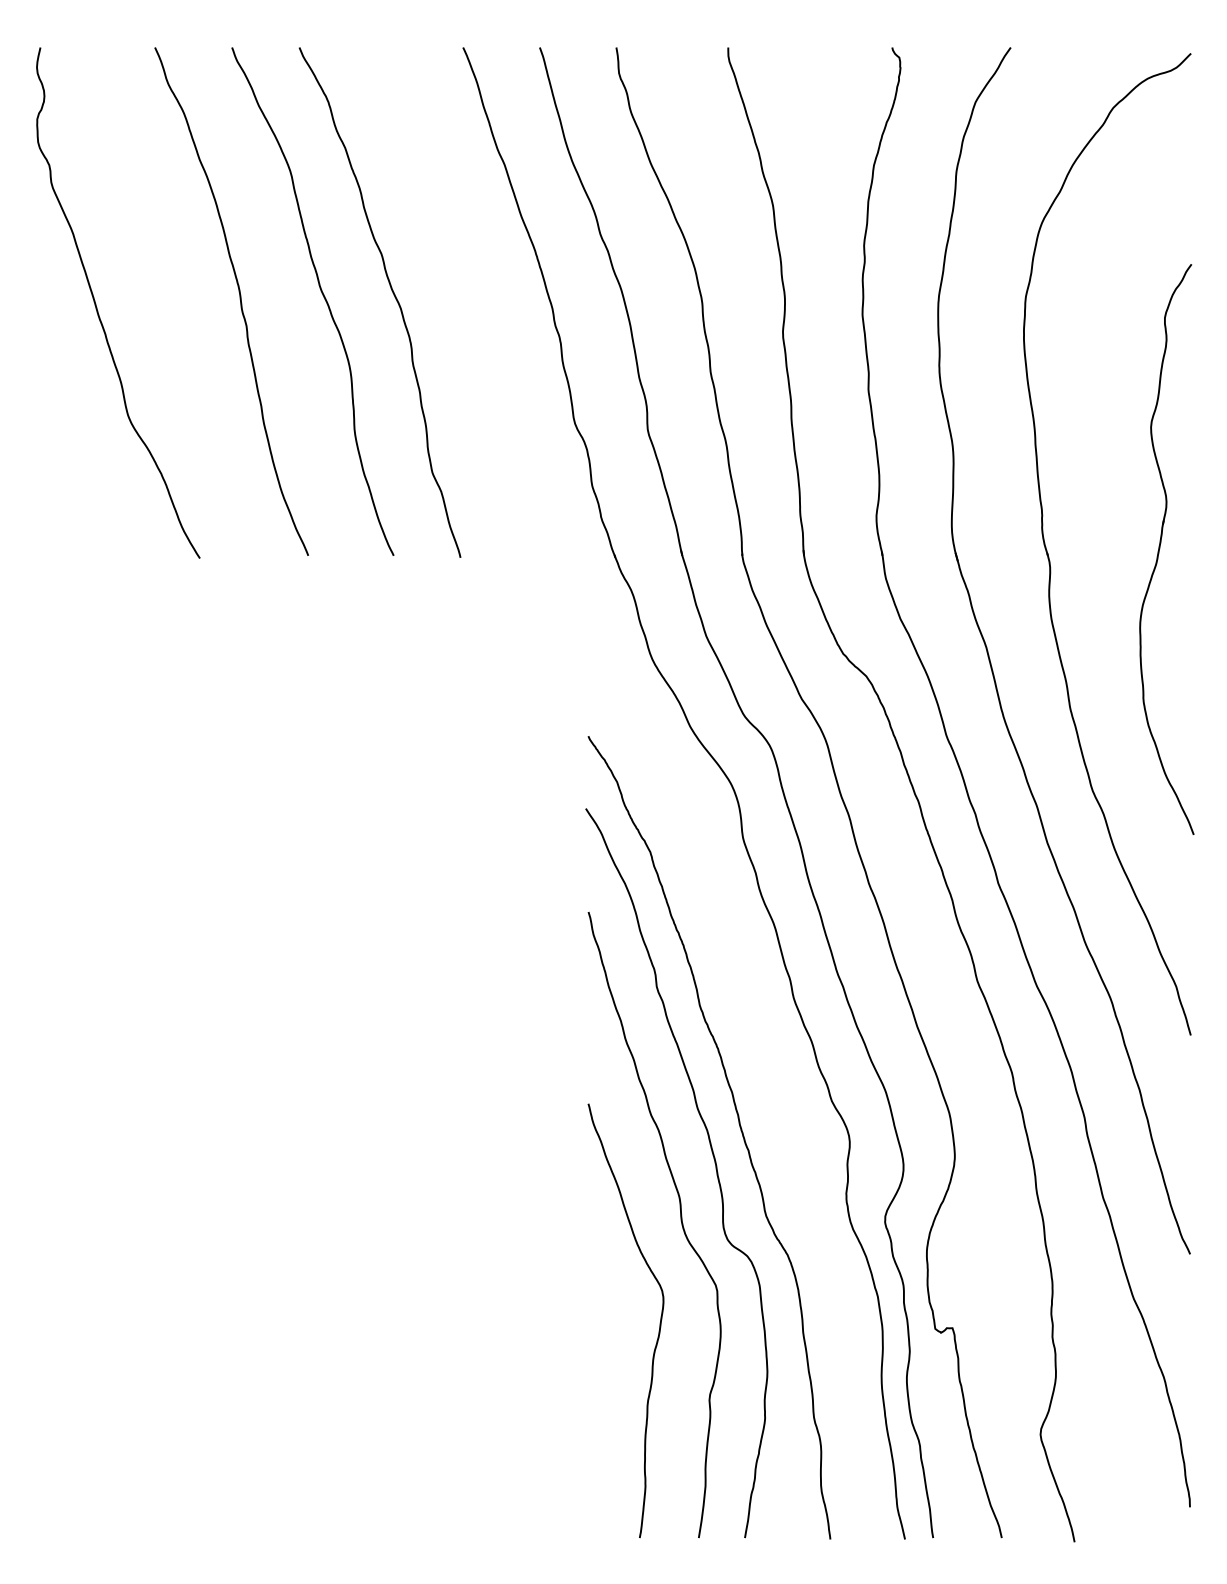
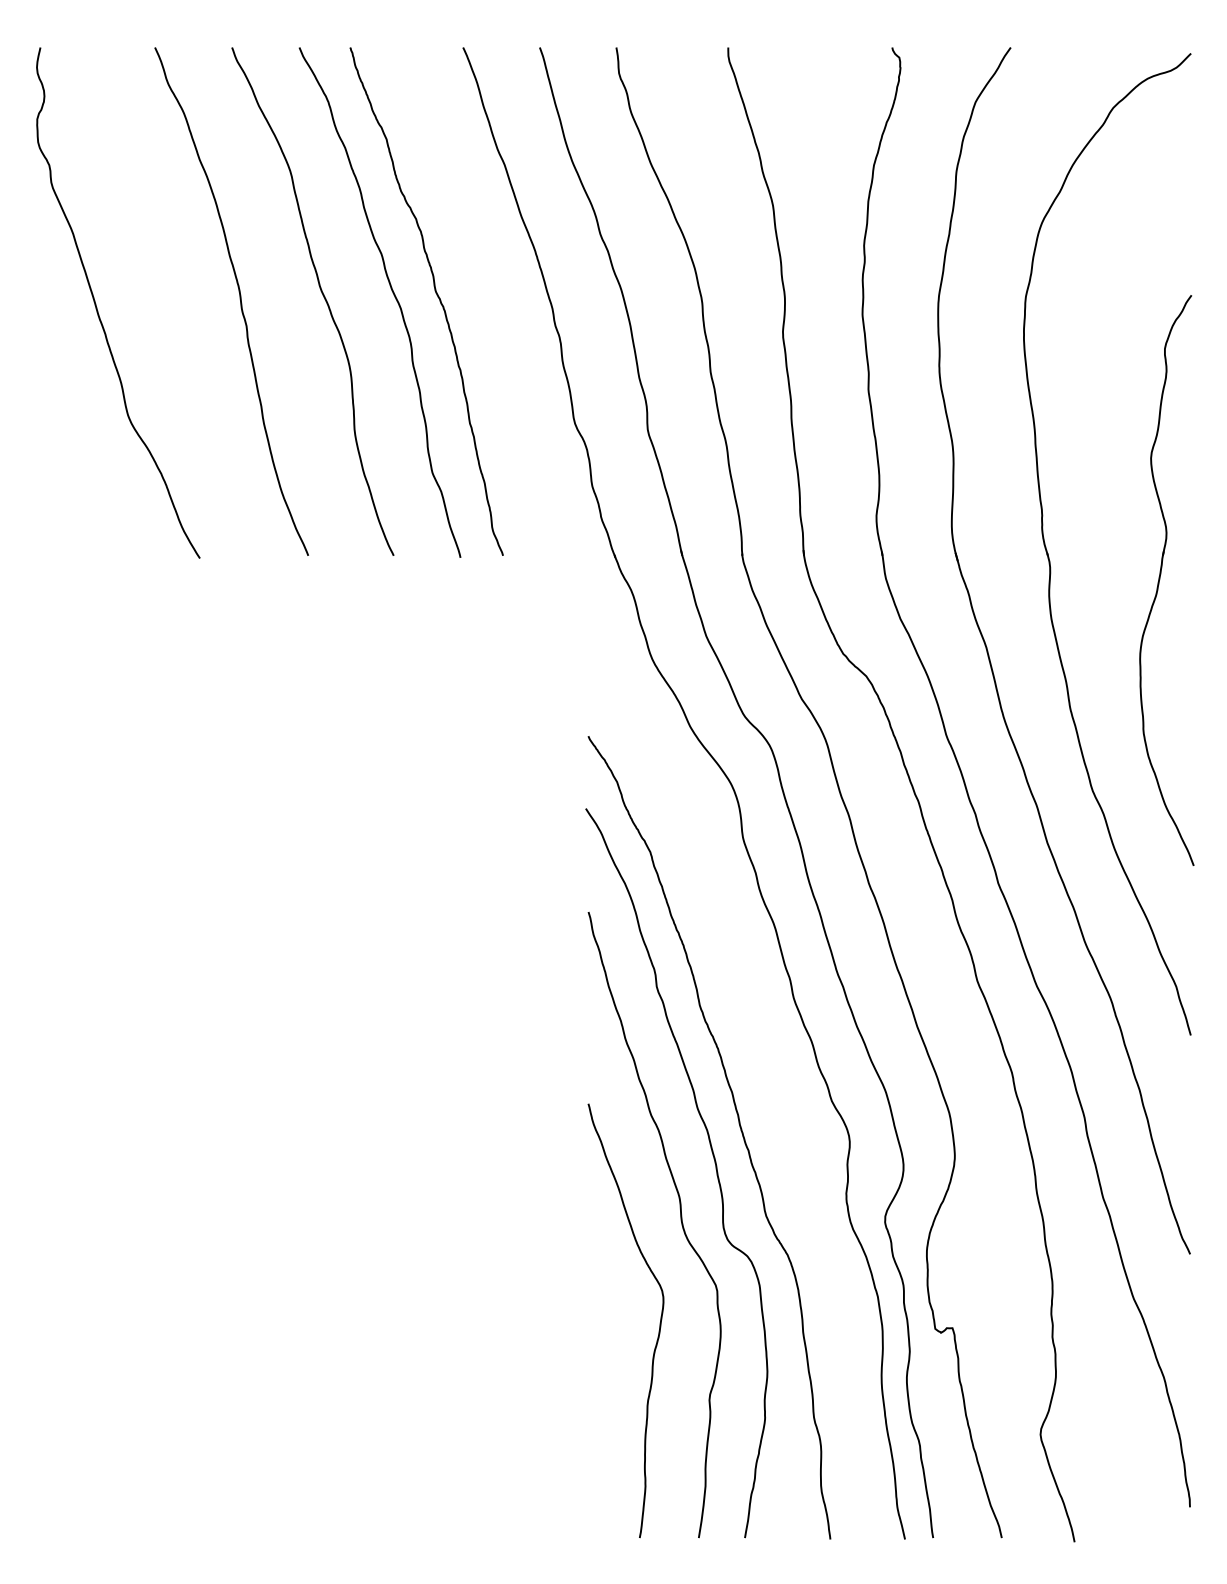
curve: none -> present (436, 295)
part position: (1160, 548) -> (1160, 579) (1160, 579)
